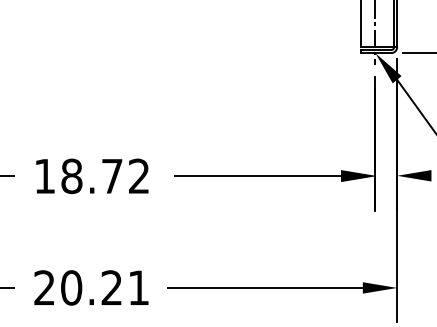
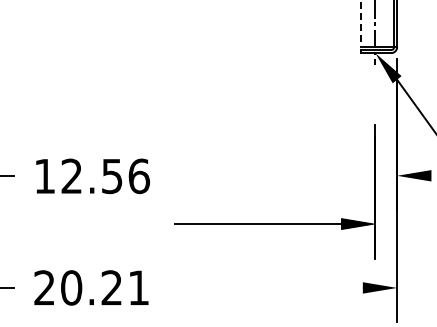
line: solid -> dashed (360, 24)
line: present -> none (418, 53)
part position: (274, 175) -> (274, 223) (274, 223)
text: 18.72 -> 12.56 (105, 176)
line: present -> none (265, 287)
